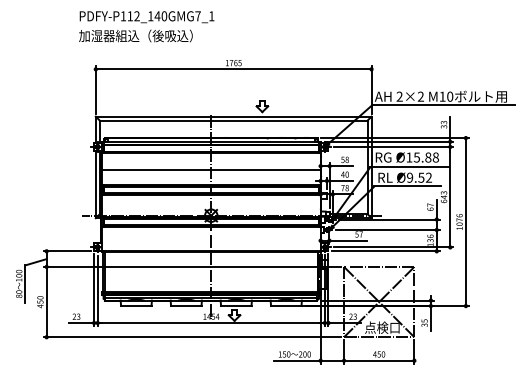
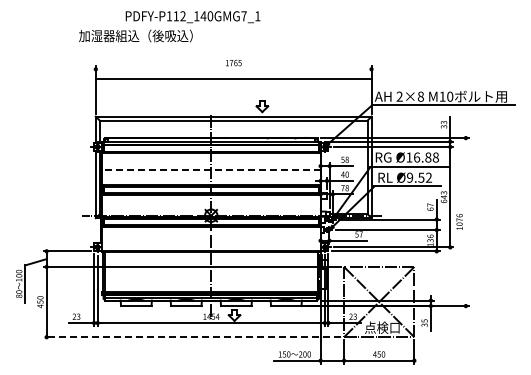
text position: (146, 17) -> (192, 17) (192, 17)
line position: (233, 69) -> (233, 79) (233, 79)
text: 2×2 -> 2×8 (420, 96)
text: Ø15.88 -> Ø16.88 (416, 157)
line: solid -> dashed (210, 169)
line: present -> none (465, 222)
line: solid -> dashed (192, 337)
